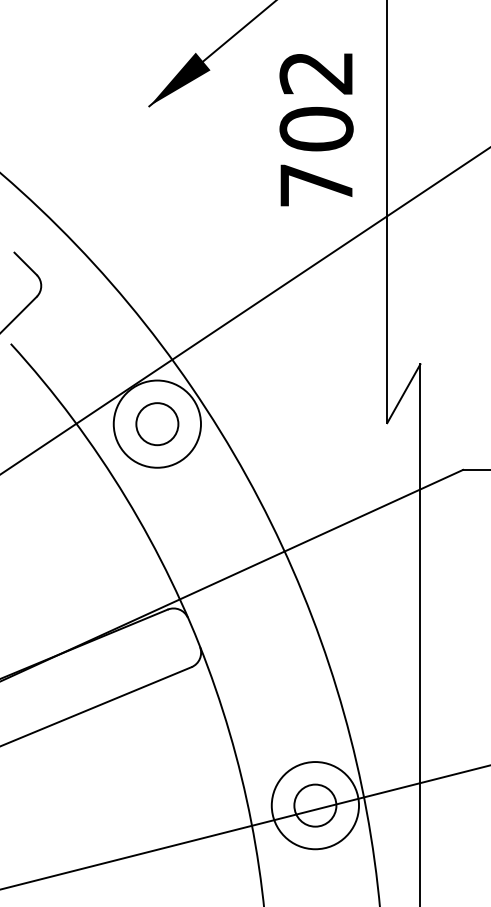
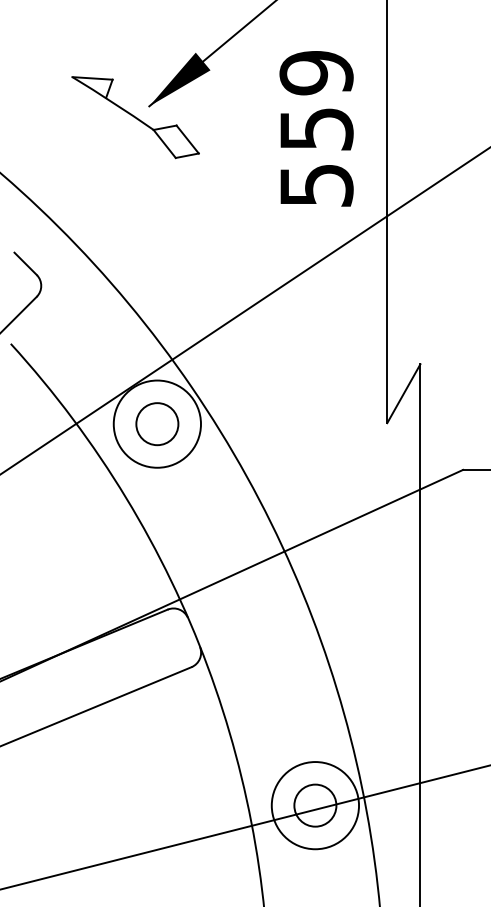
part: none -> present (135, 117)
text: 702 -> 559 (316, 128)
